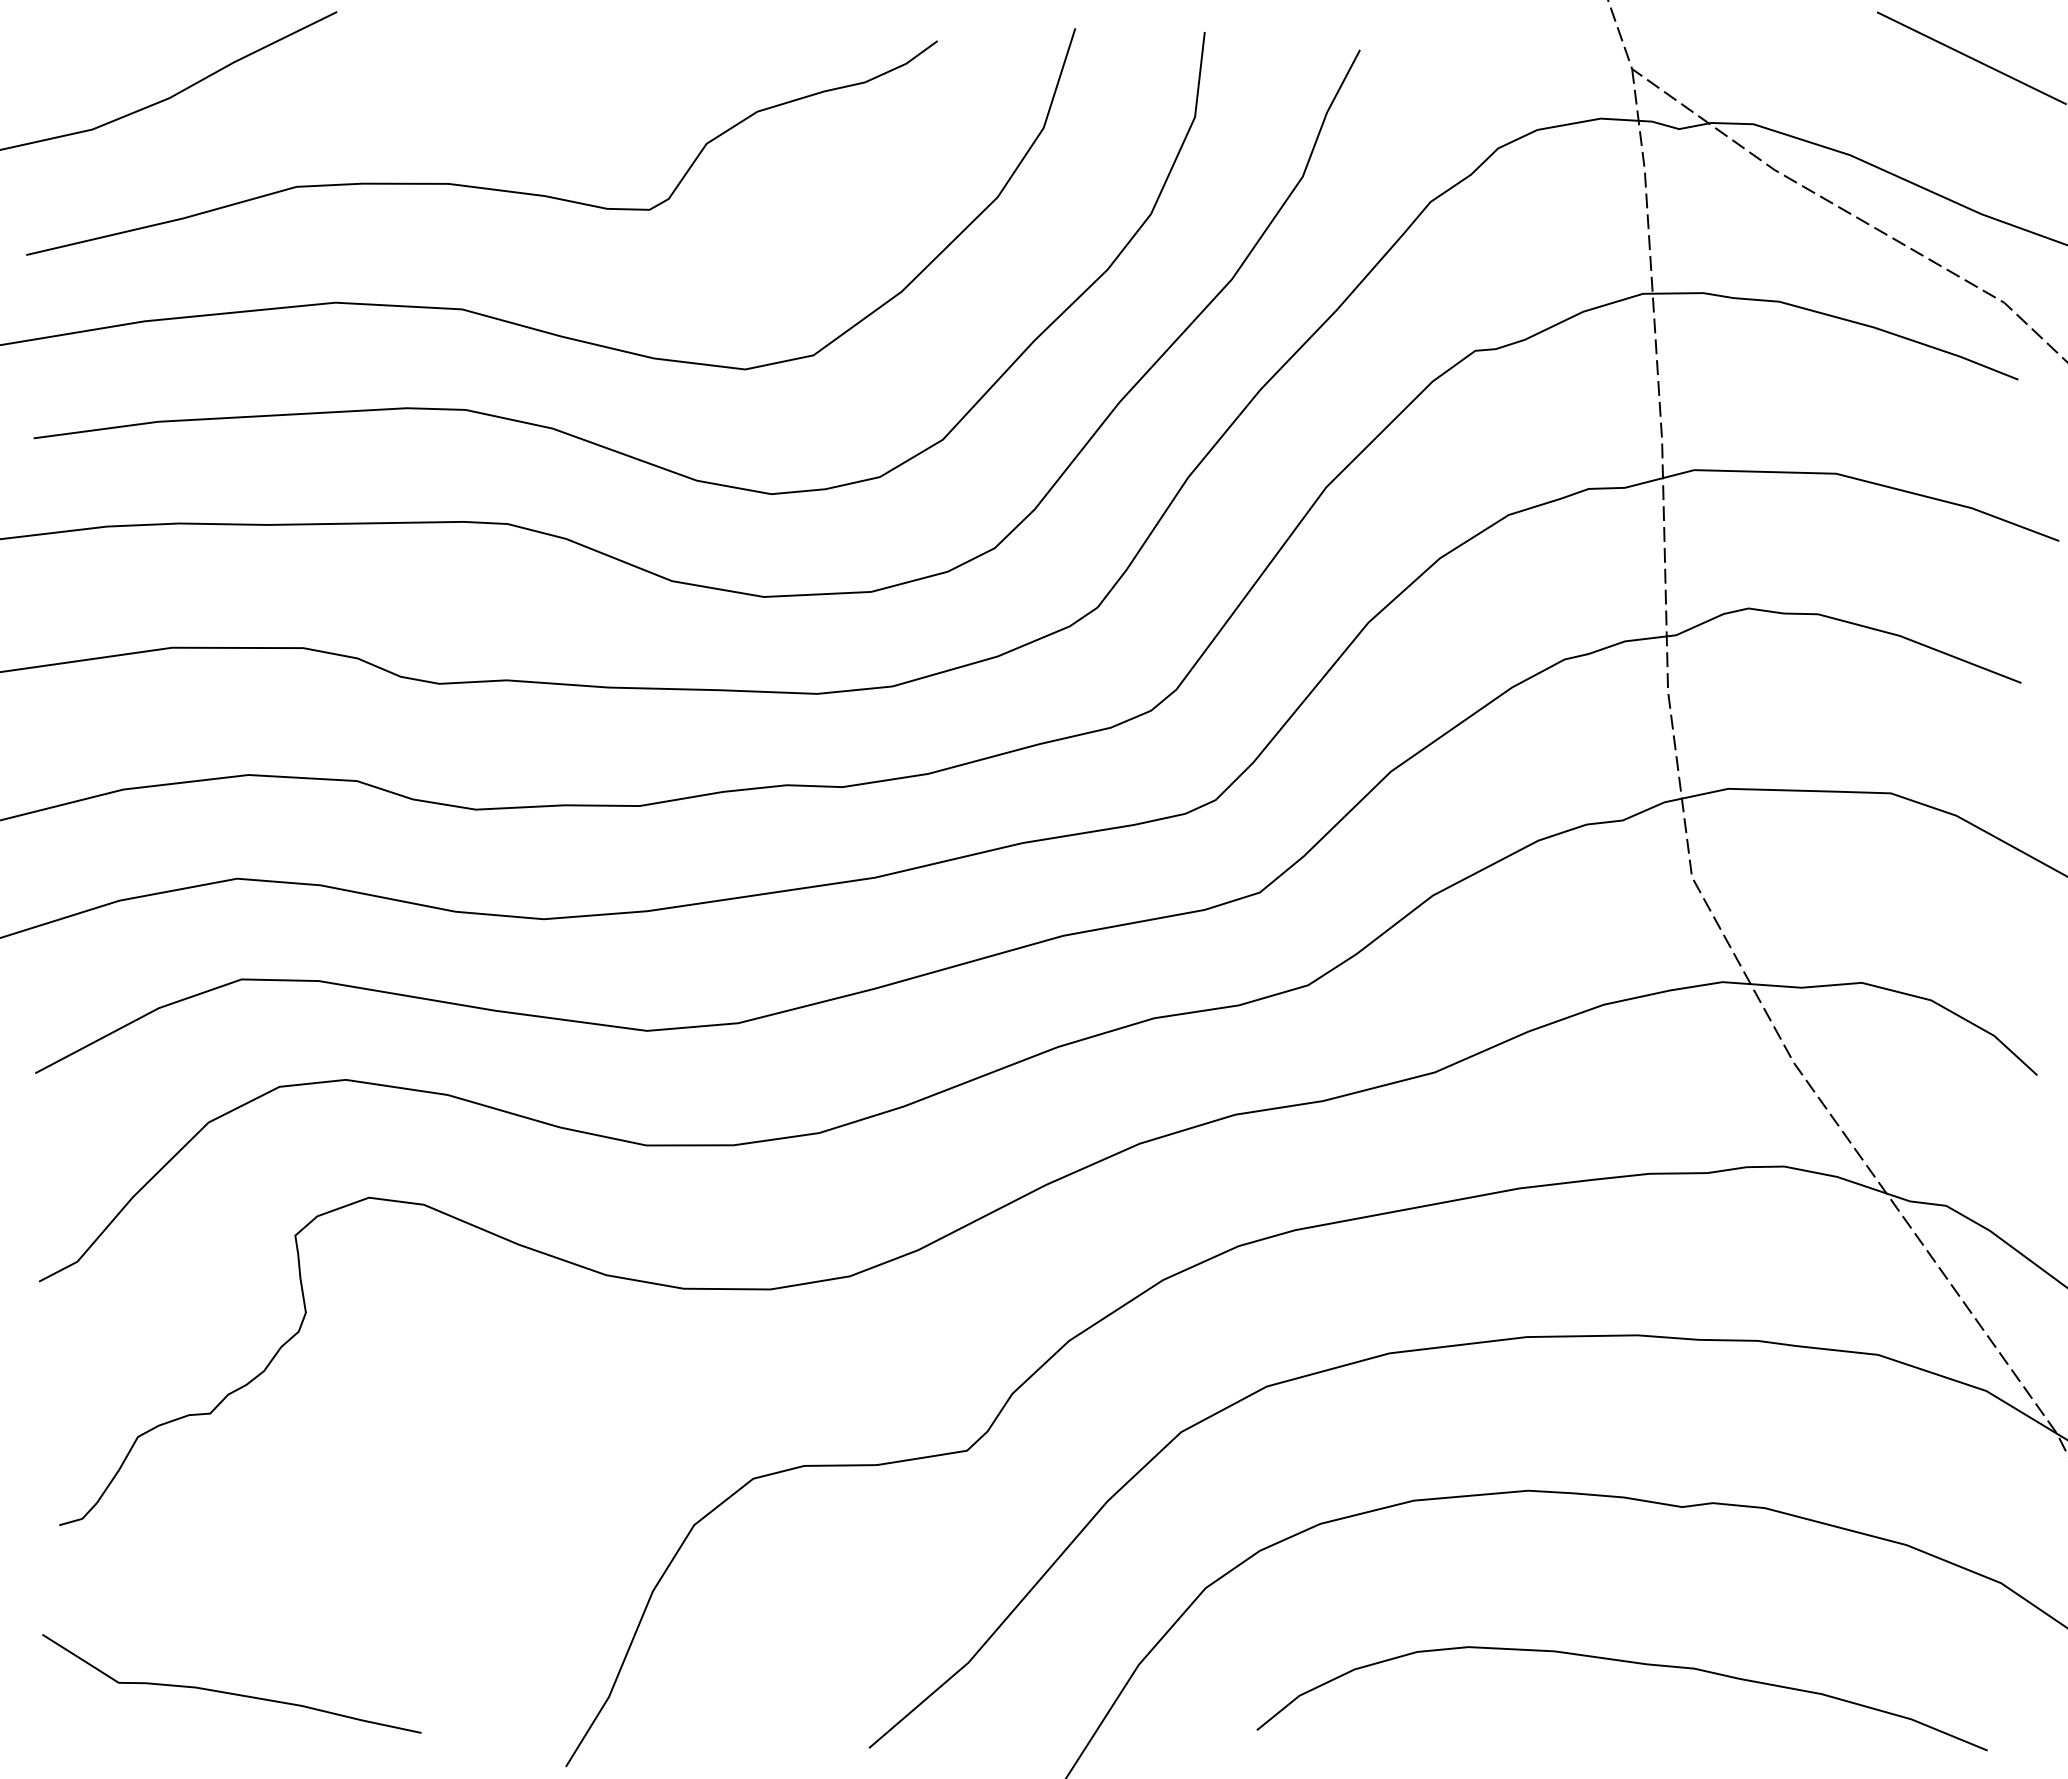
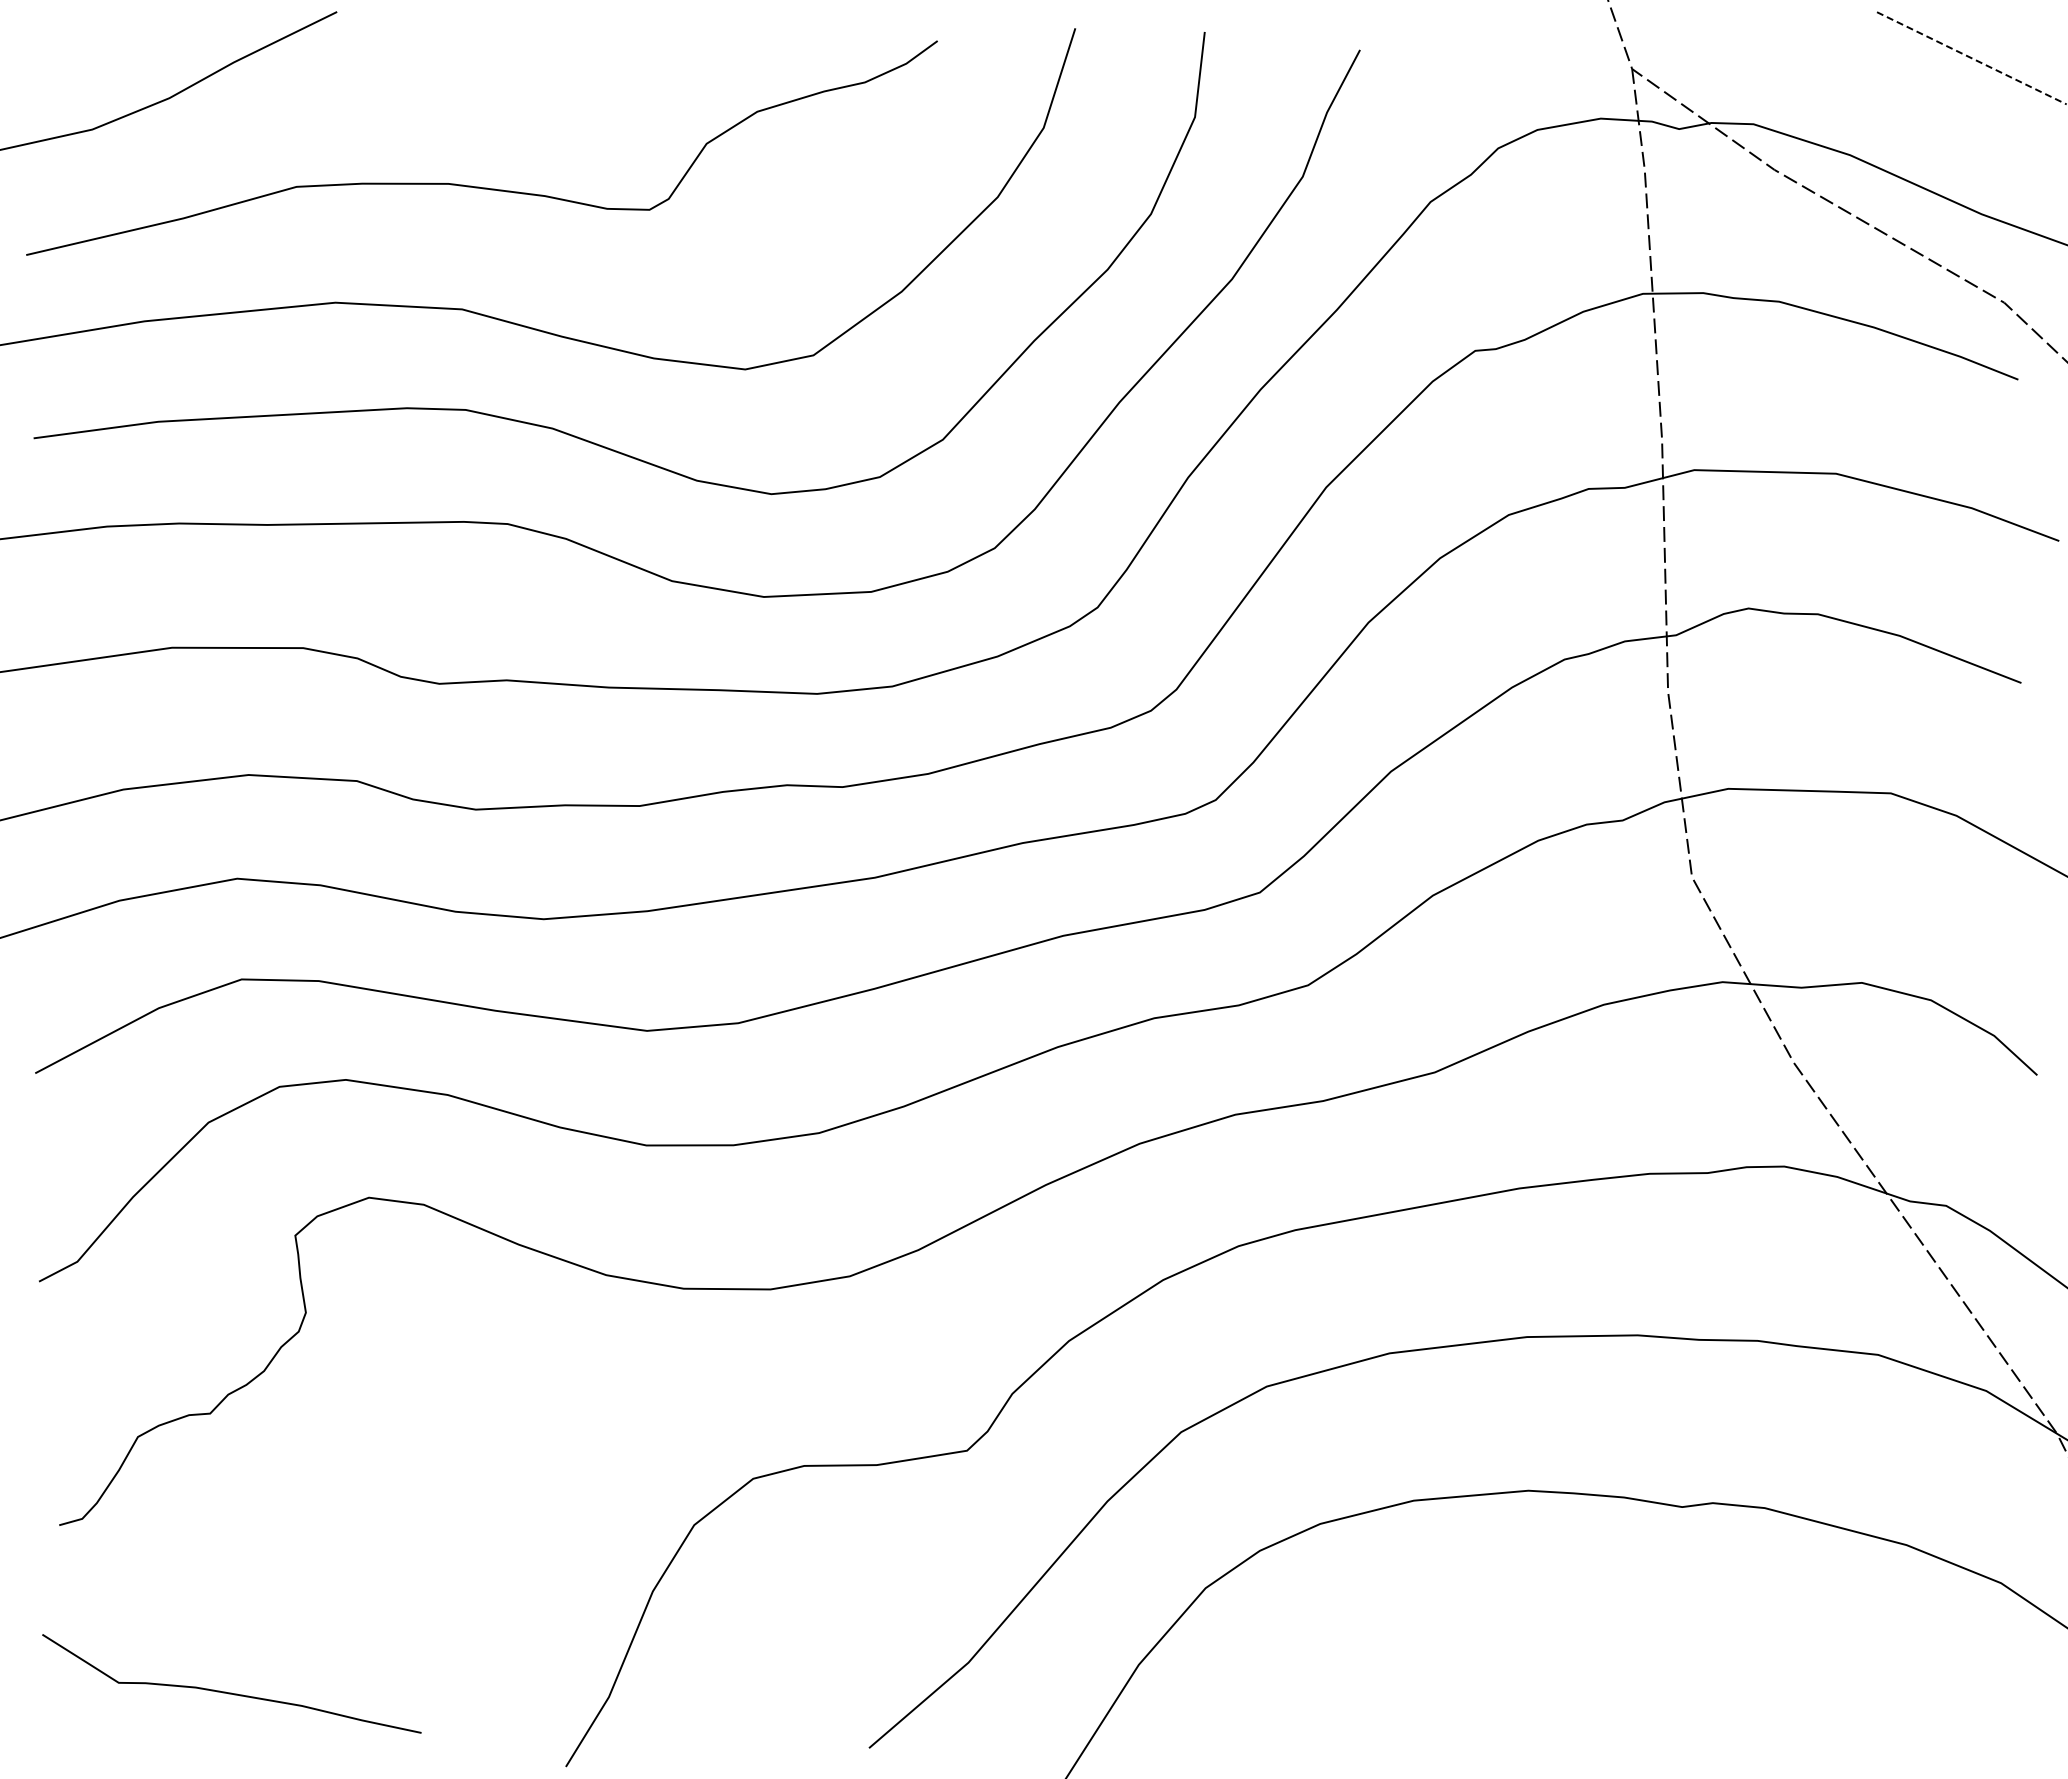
line: solid -> dashed (1972, 58)
curve: present -> none (1624, 1662)
